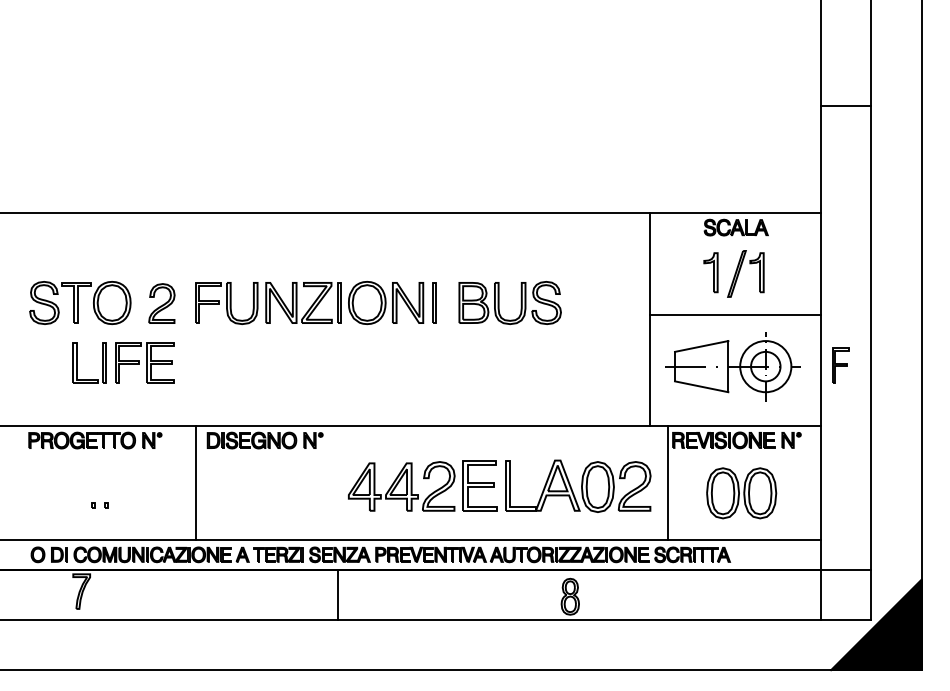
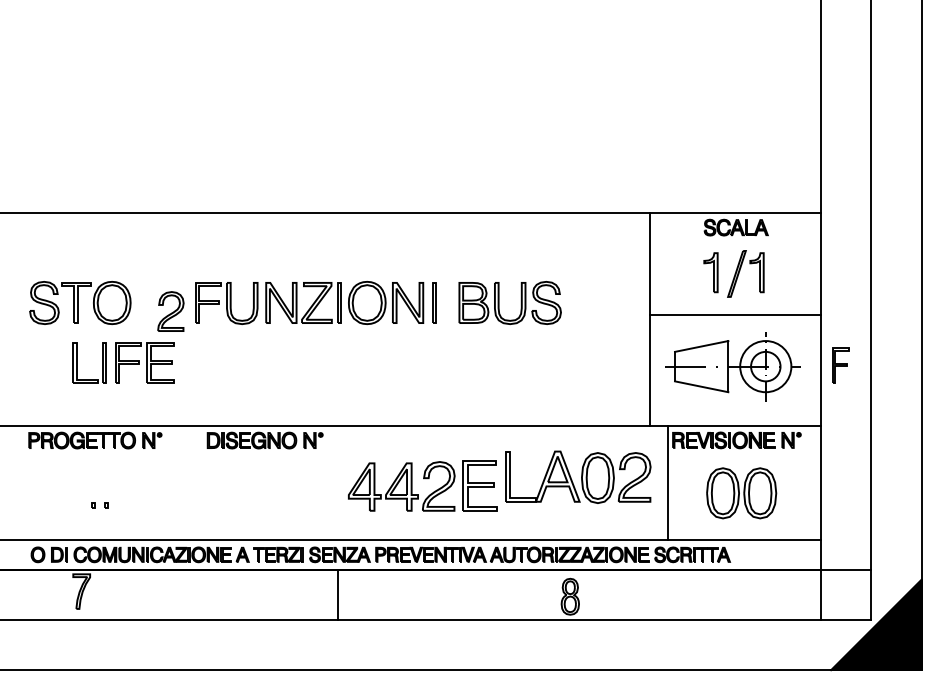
line: present -> none (846, 106)
part position: (161, 303) -> (170, 311) (170, 311)
line: present -> none (196, 482)
part position: (578, 485) -> (578, 476) (578, 476)
